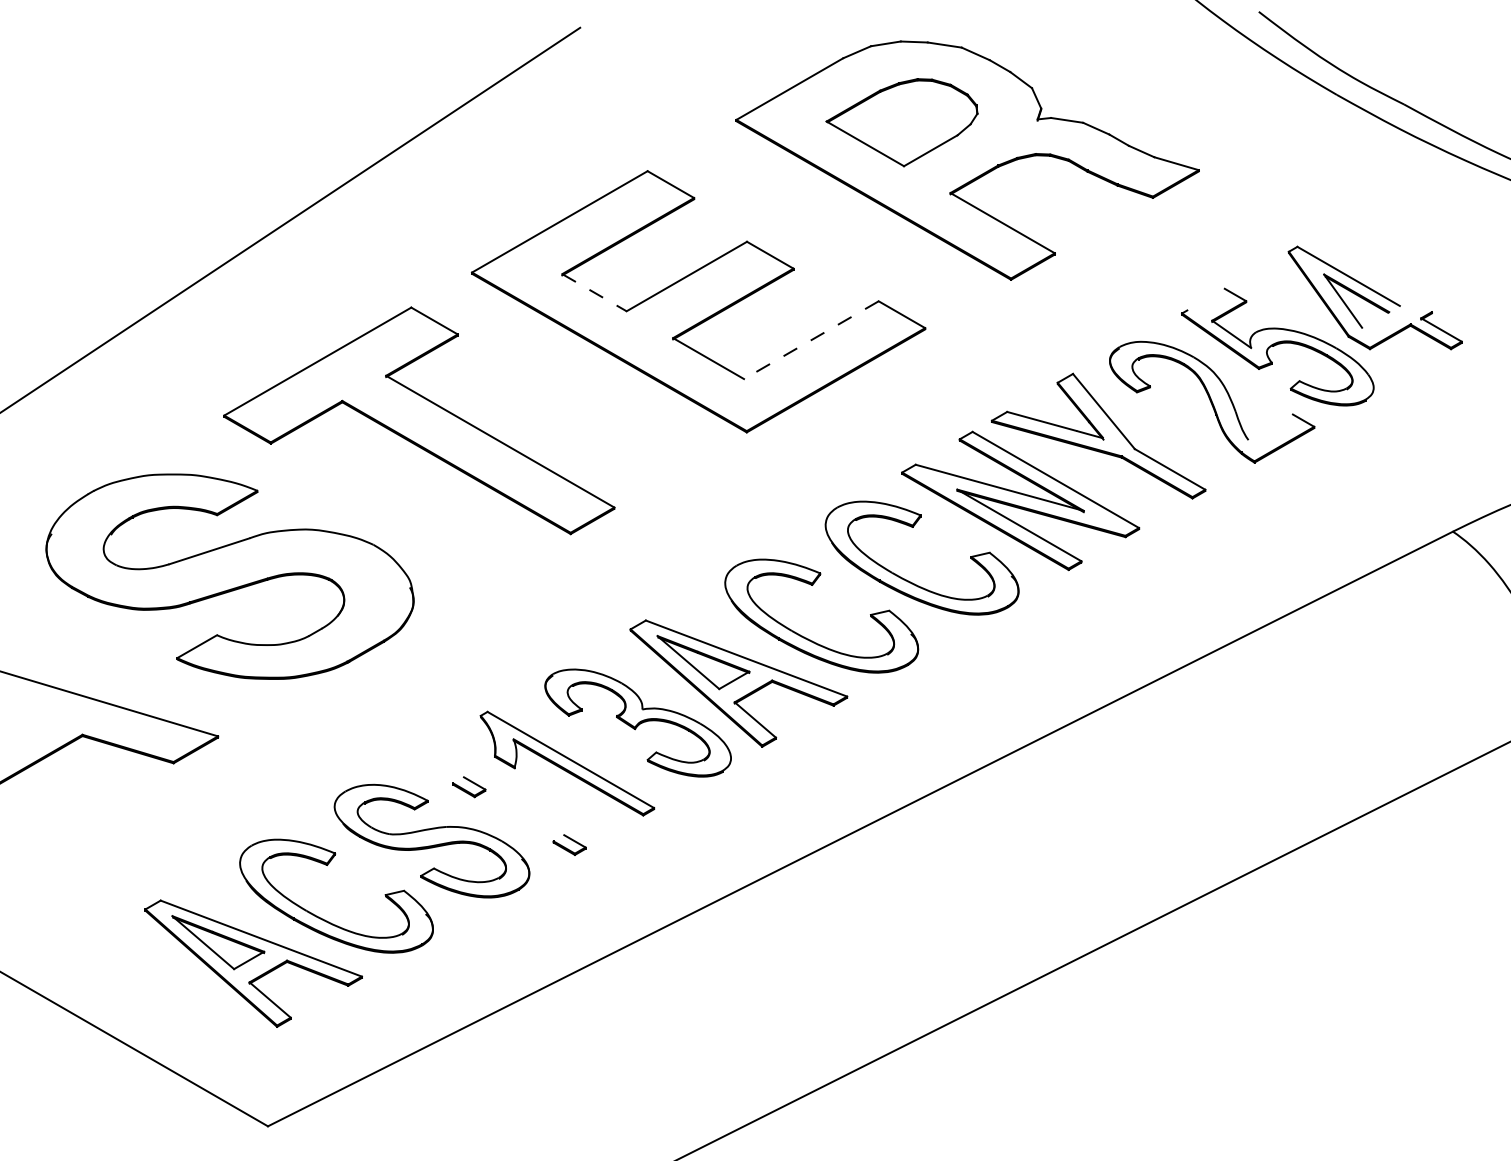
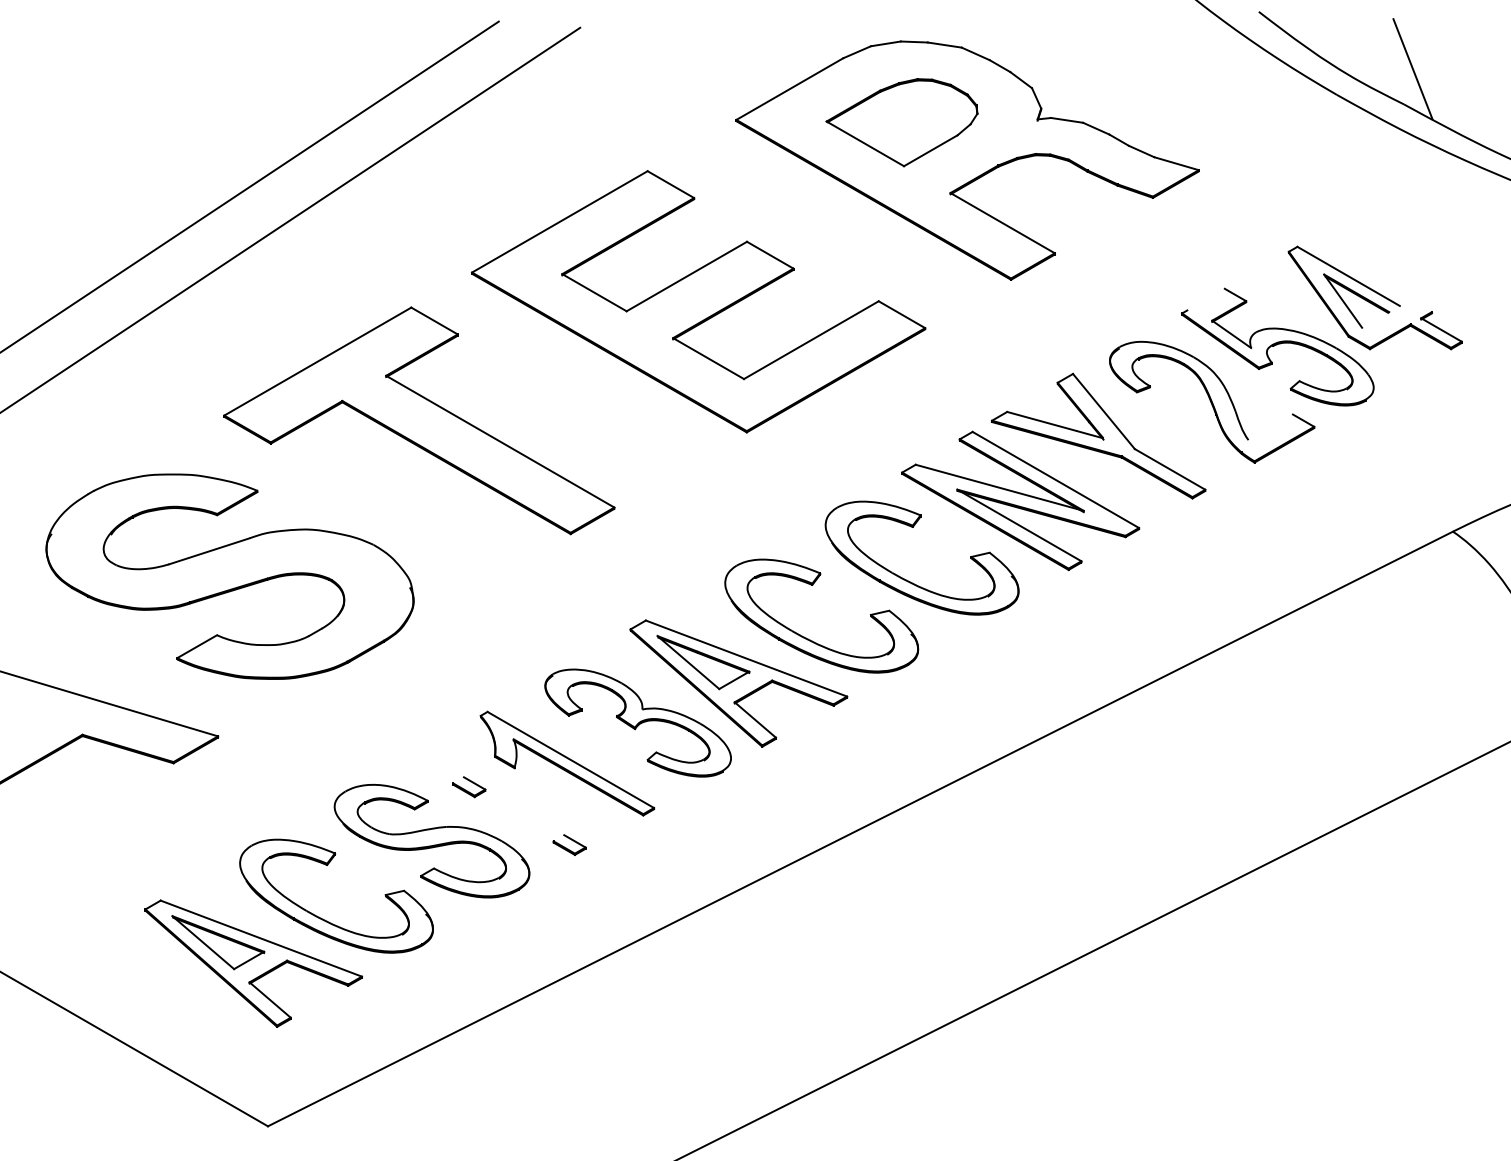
line: none -> present (1412, 69)
line: none -> present (250, 186)
line: dashed -> solid (594, 292)
line: dashed -> solid (811, 340)
